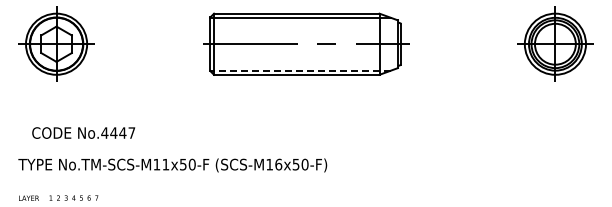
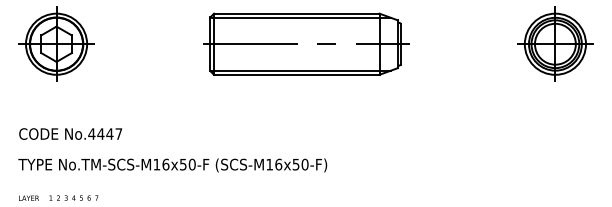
line: dashed -> solid (300, 70)
text position: (83, 132) -> (70, 133) (70, 133)
text: No.TM-SCS-M11x50-F -> No.TM-SCS-M16x50-F (165, 164)
